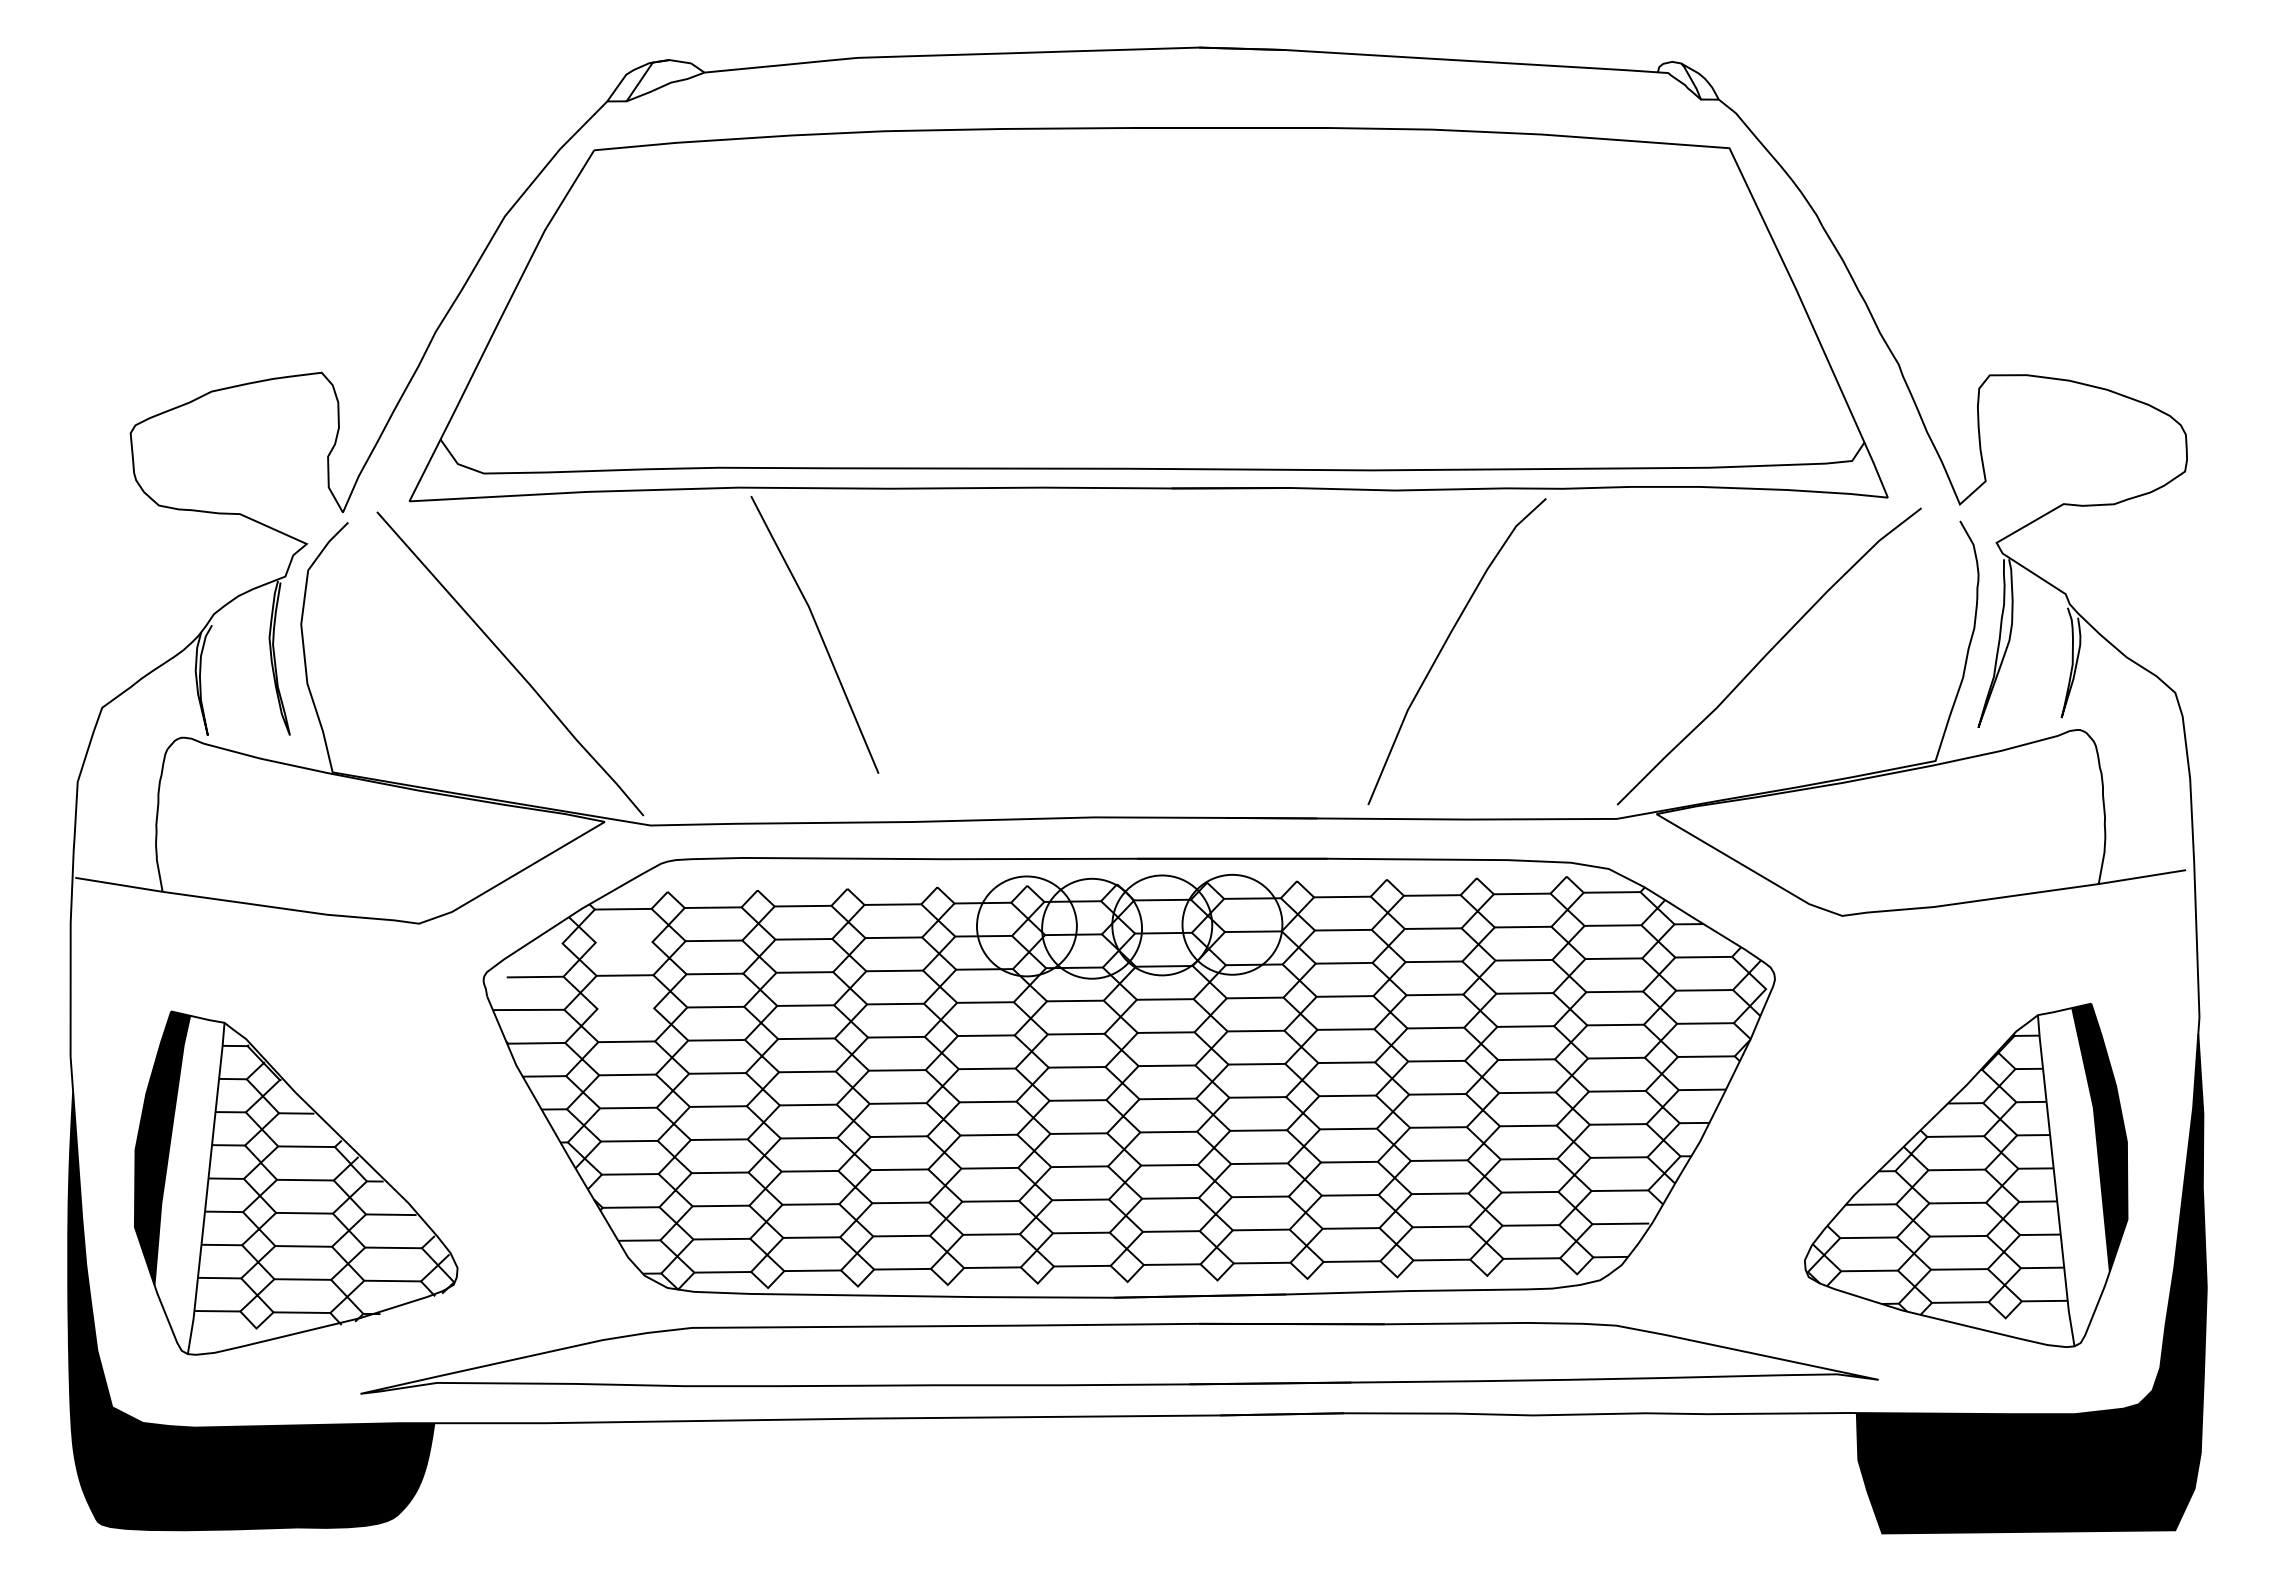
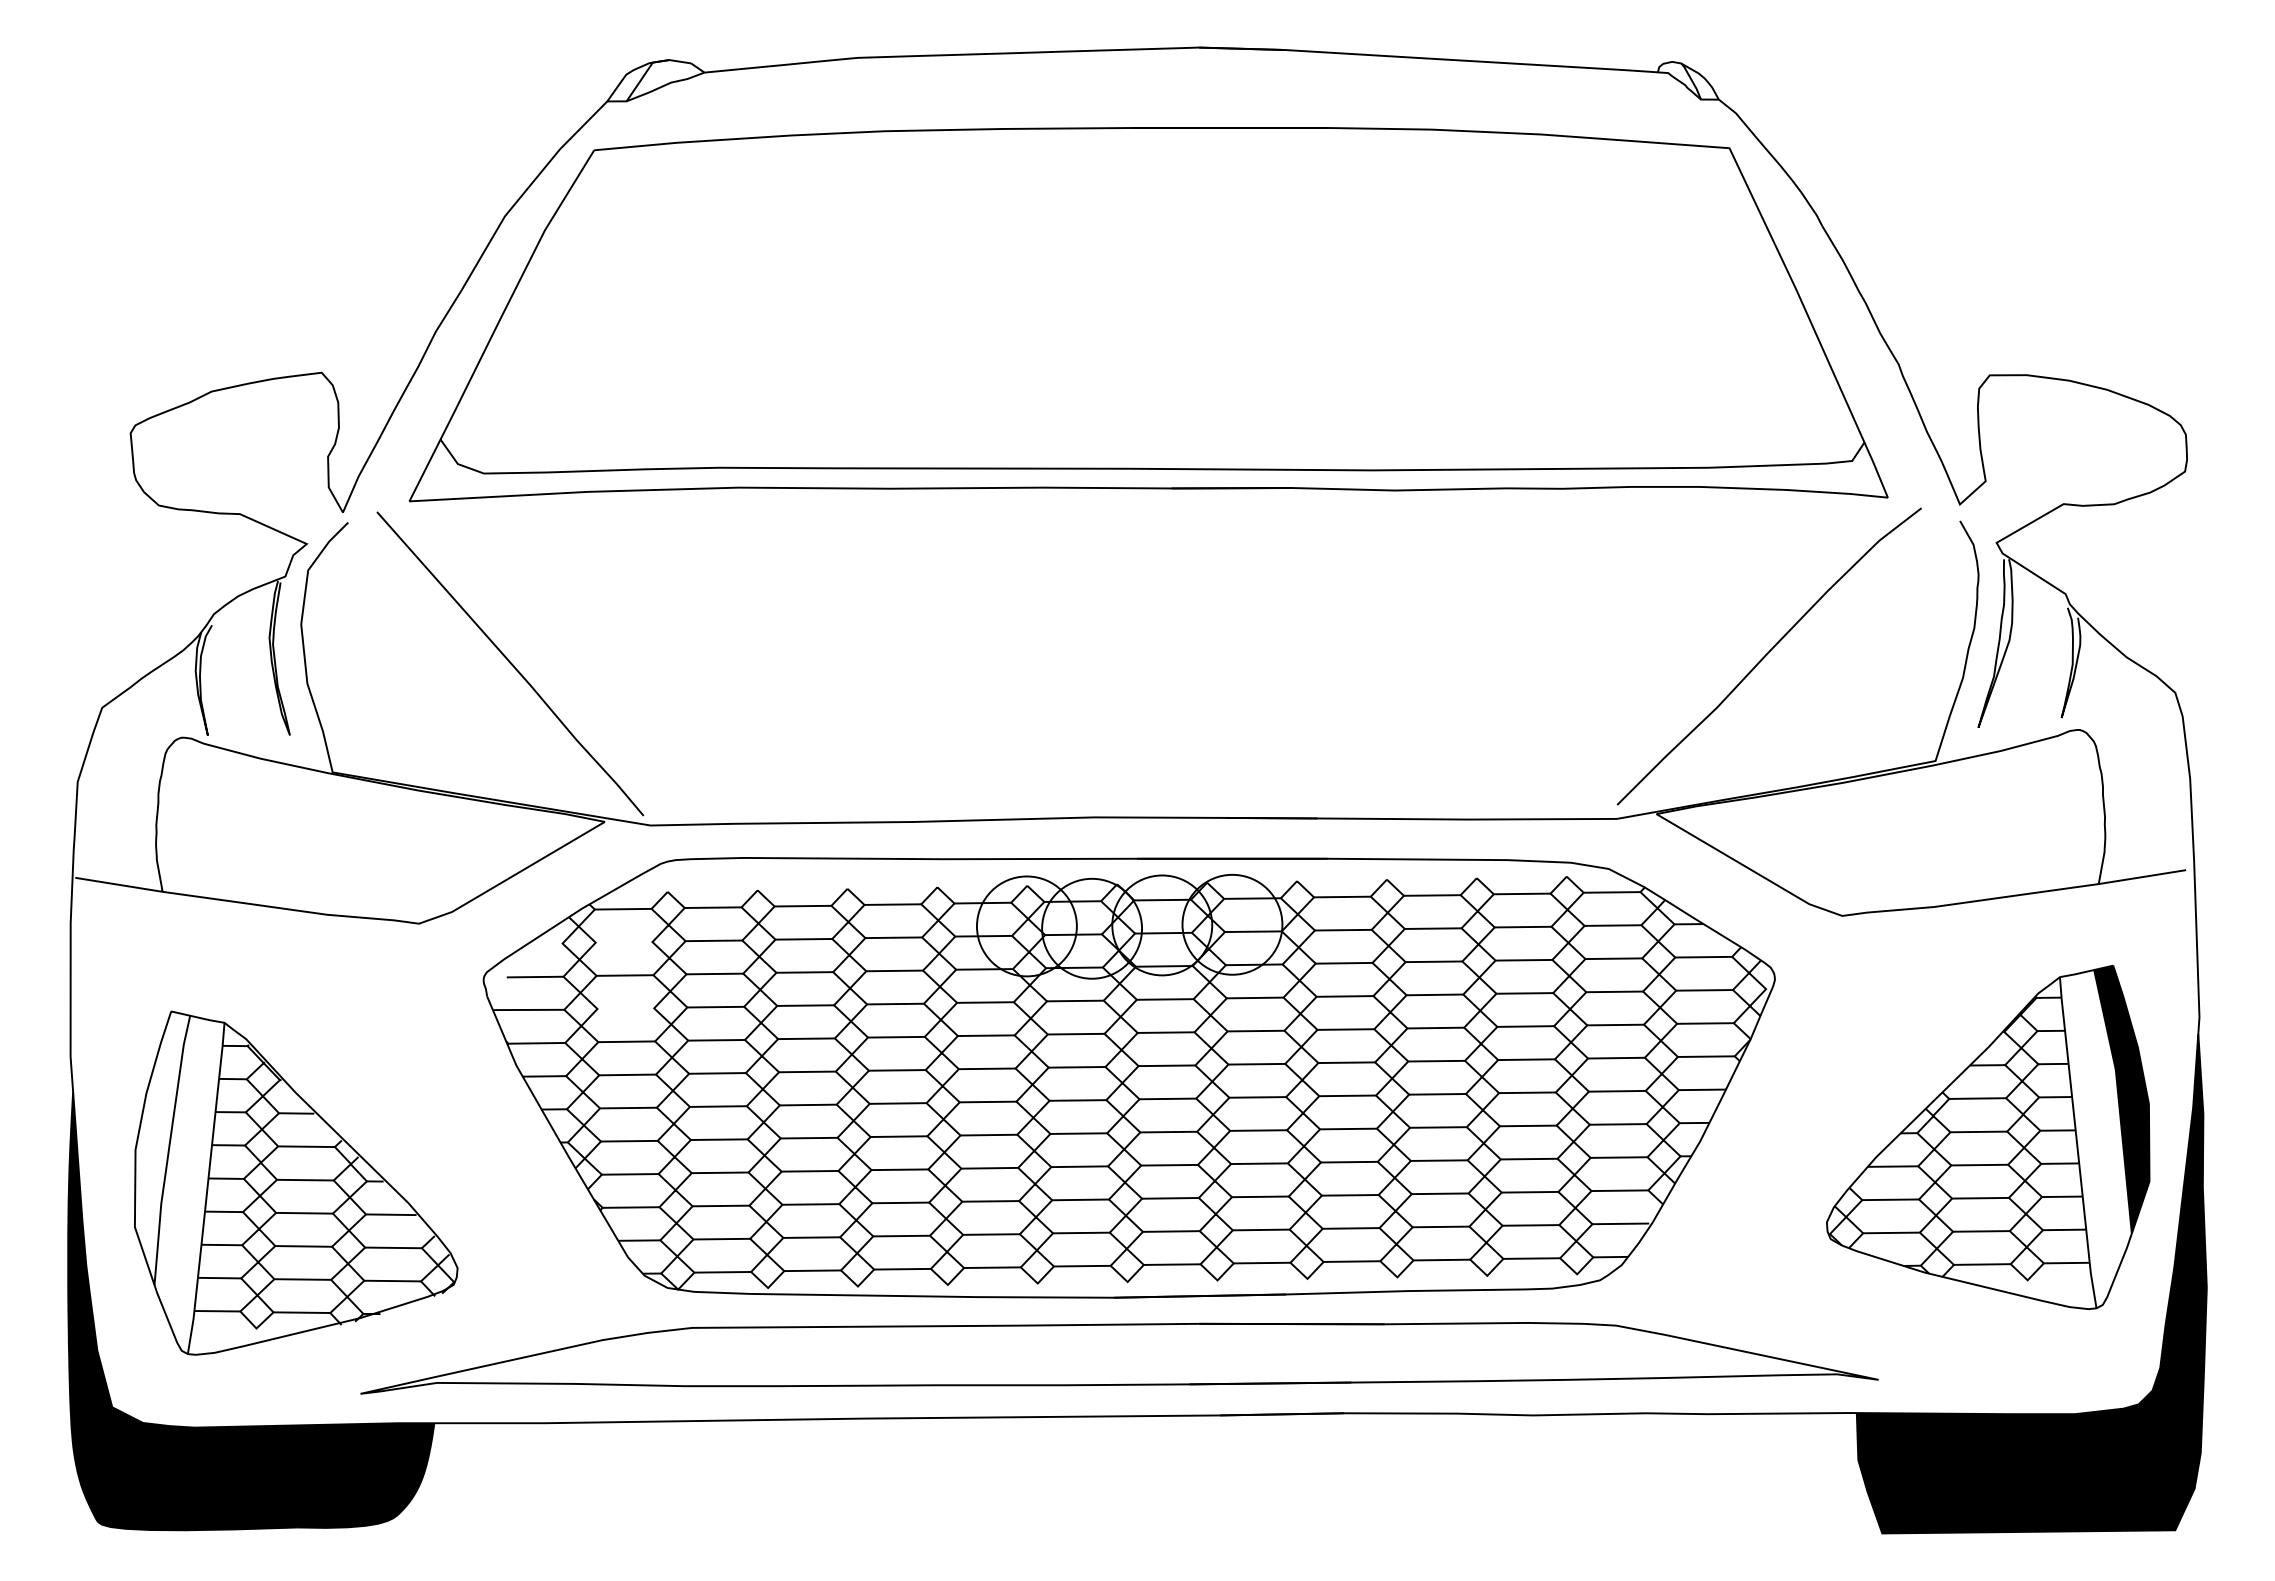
line: present -> none (818, 632)
curve: present -> none (1444, 646)
fill: present -> none (162, 1148)
part position: (1966, 1174) -> (1988, 1136) (1988, 1136)
